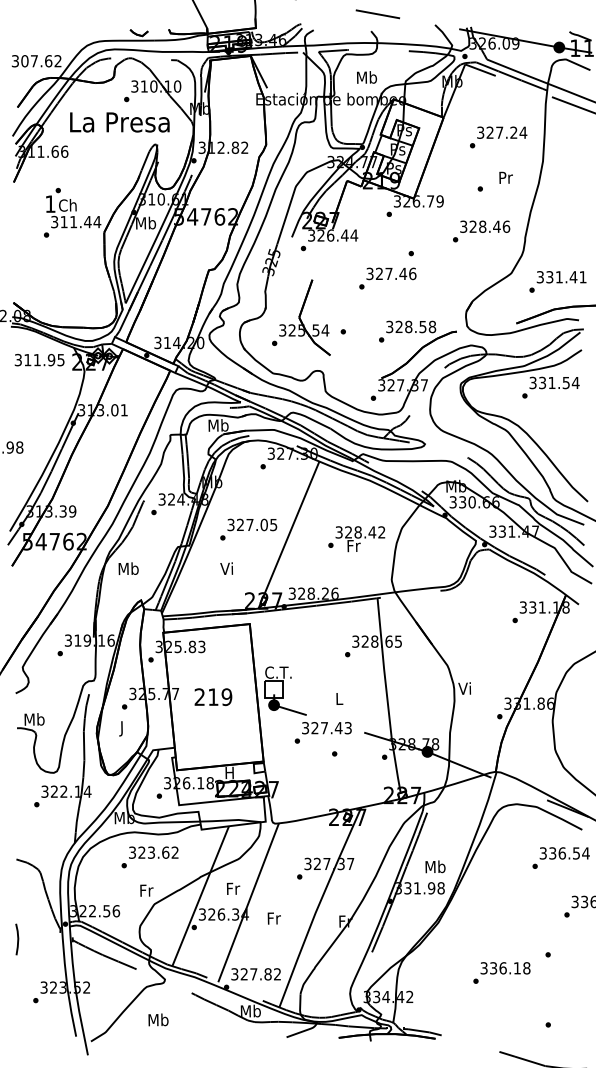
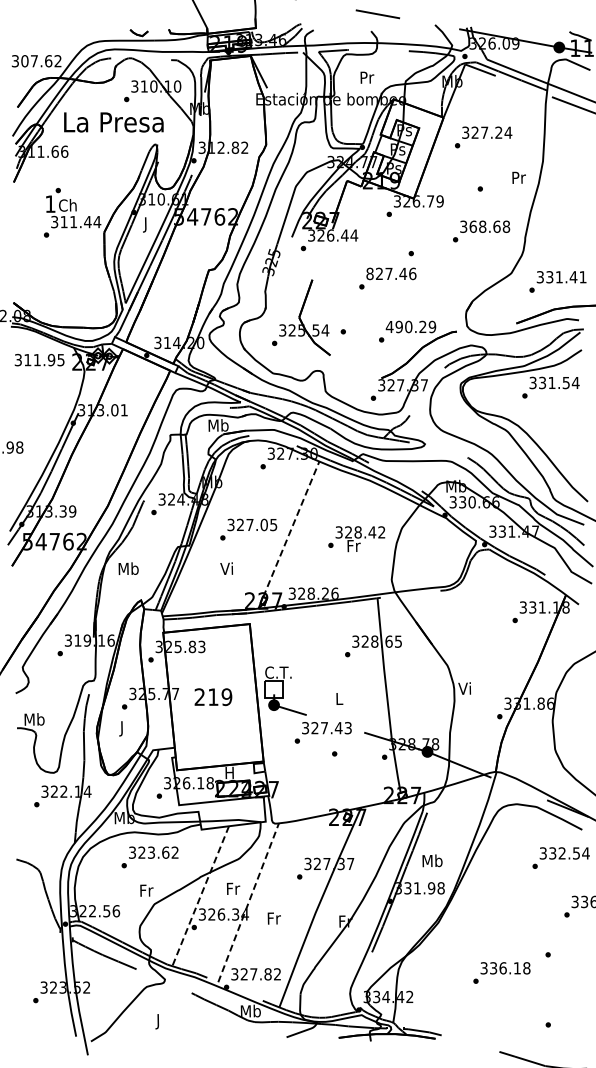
text: Mb -> Pr (367, 77)
text position: (119, 122) -> (113, 122) (113, 122)
text position: (498, 137) -> (483, 137) (483, 137)
text position: (505, 177) -> (518, 177) (518, 177)
text: Mb -> J (146, 224)
text: 328.46 -> 368.68 (489, 226)
text: 327.46 -> 827.46 (369, 273)
text: 328.58 -> 490.29 (410, 326)
line: solid -> dashed (291, 529)
text: 336.54 -> 332.54 (562, 853)
text position: (435, 866) -> (432, 860) (432, 860)
line: solid -> dashed (200, 896)
line: solid -> dashed (248, 902)
line: present -> none (17, 939)
text: Mb -> J (158, 1021)
